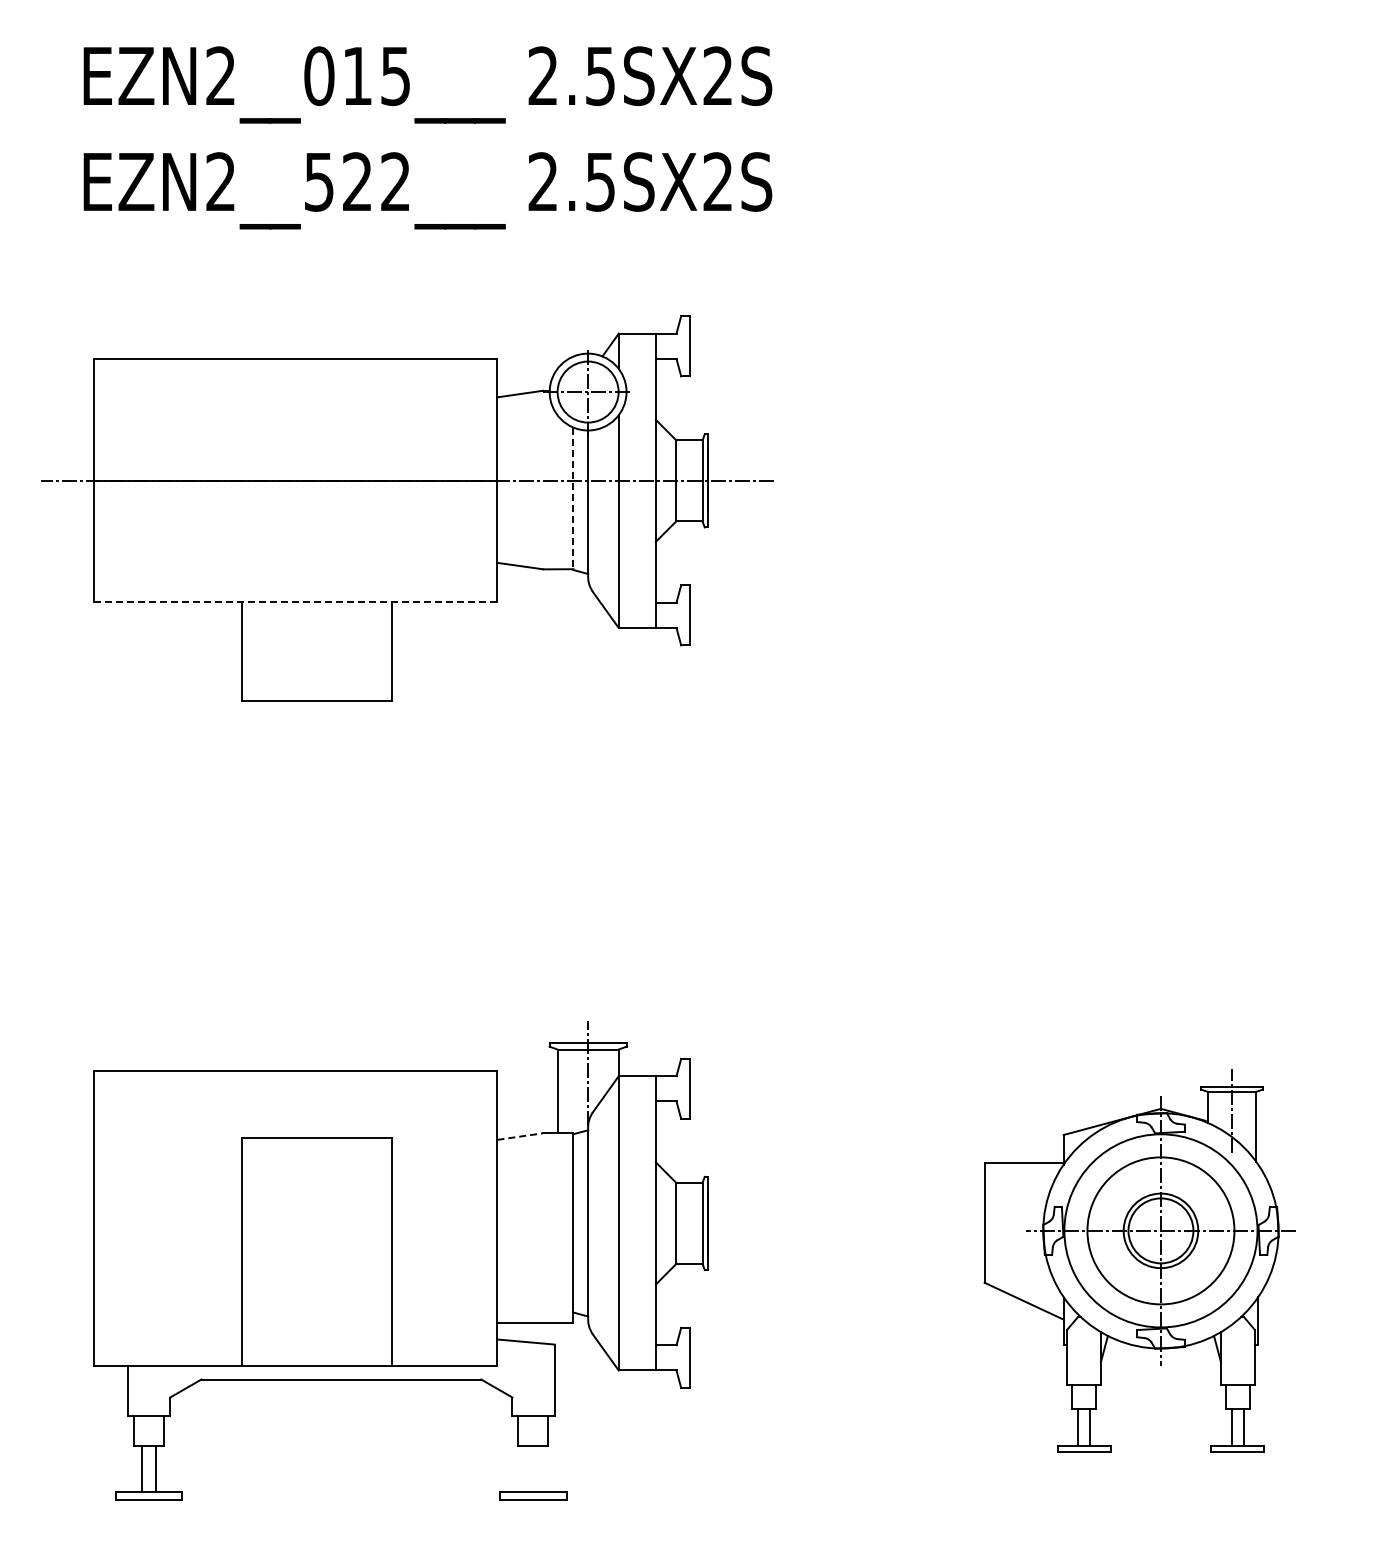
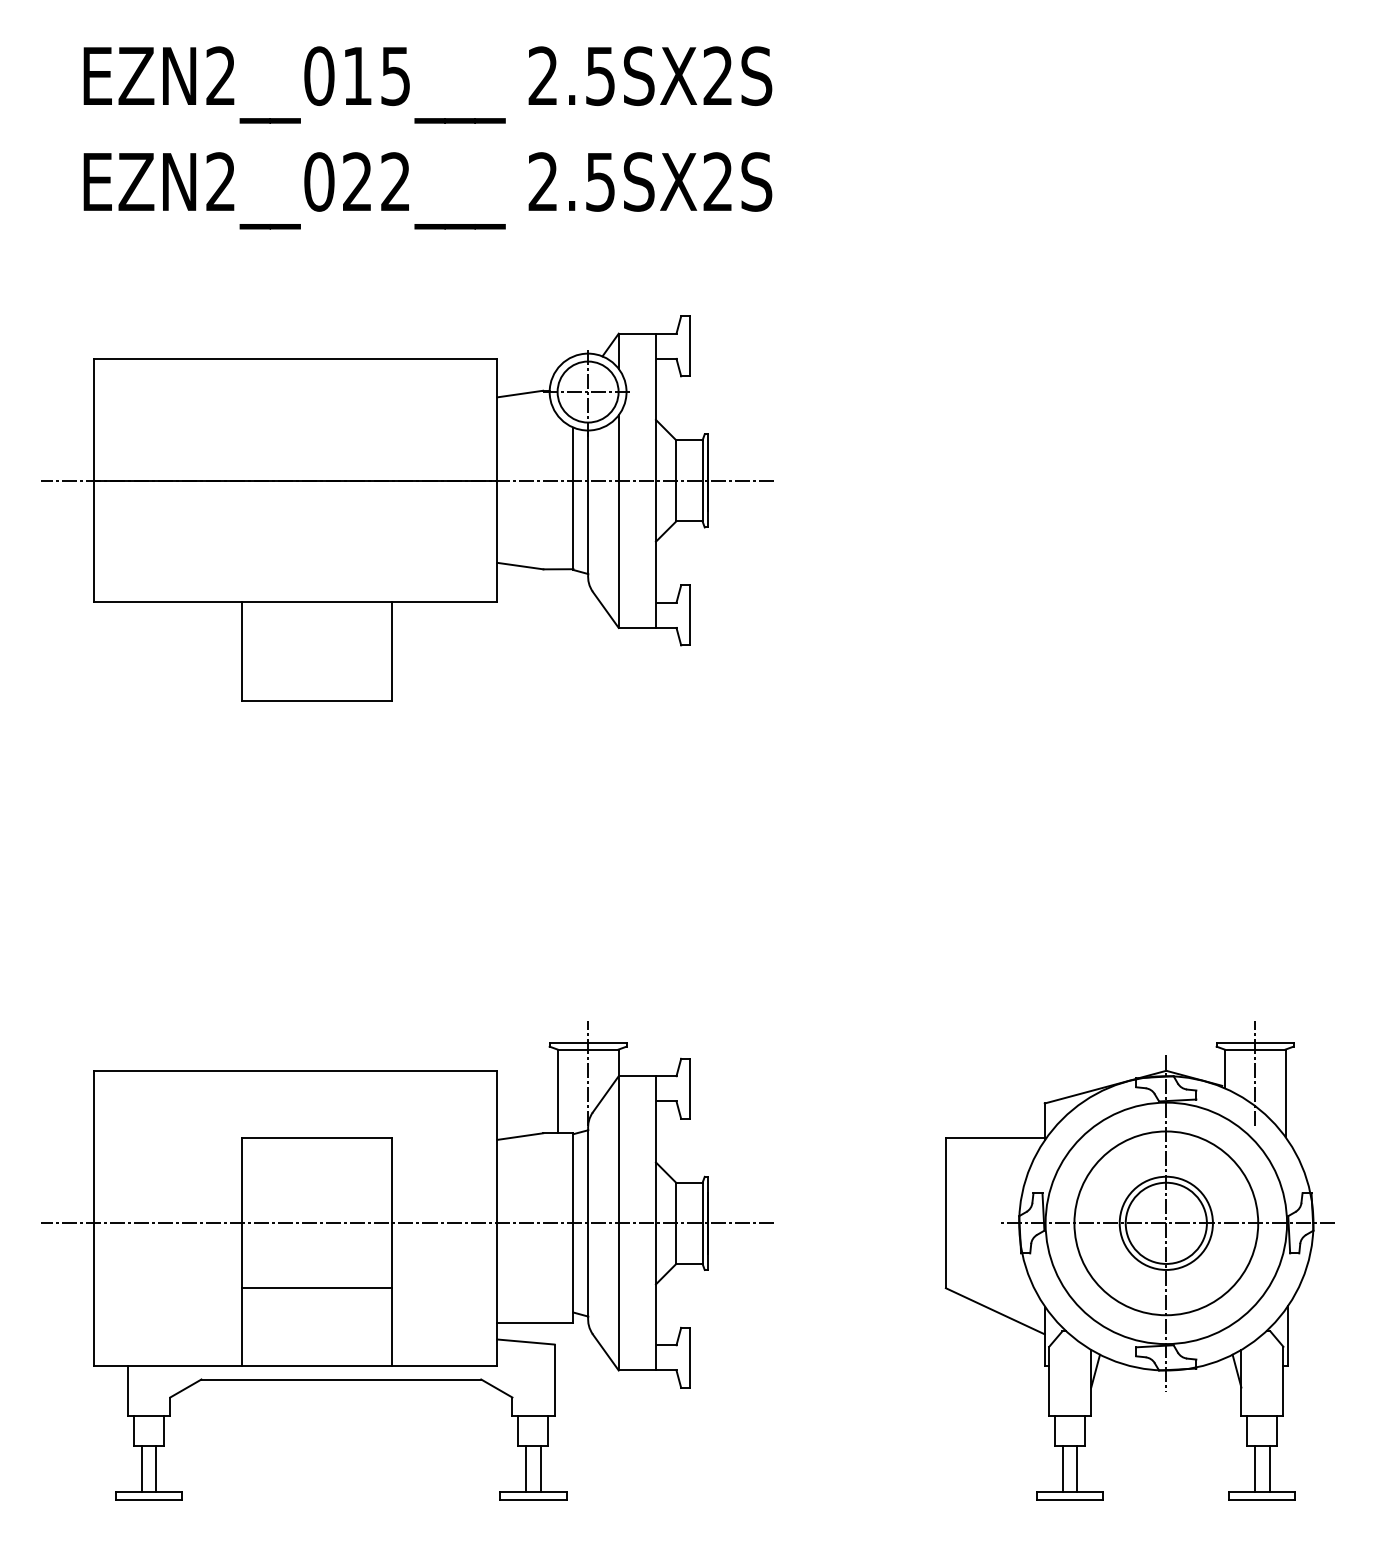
text: EZN2__522___ -> EZN2__022___ (319, 181)
line: dashed -> solid (573, 499)
line: dashed -> solid (295, 602)
line: dashed -> solid (520, 1136)
line: none -> present (407, 1223)
part size: 313x384 px -> 391x480 px (1139, 1260)
line: none -> present (317, 1288)
line: none -> present (526, 1468)
line: none -> present (540, 1468)
